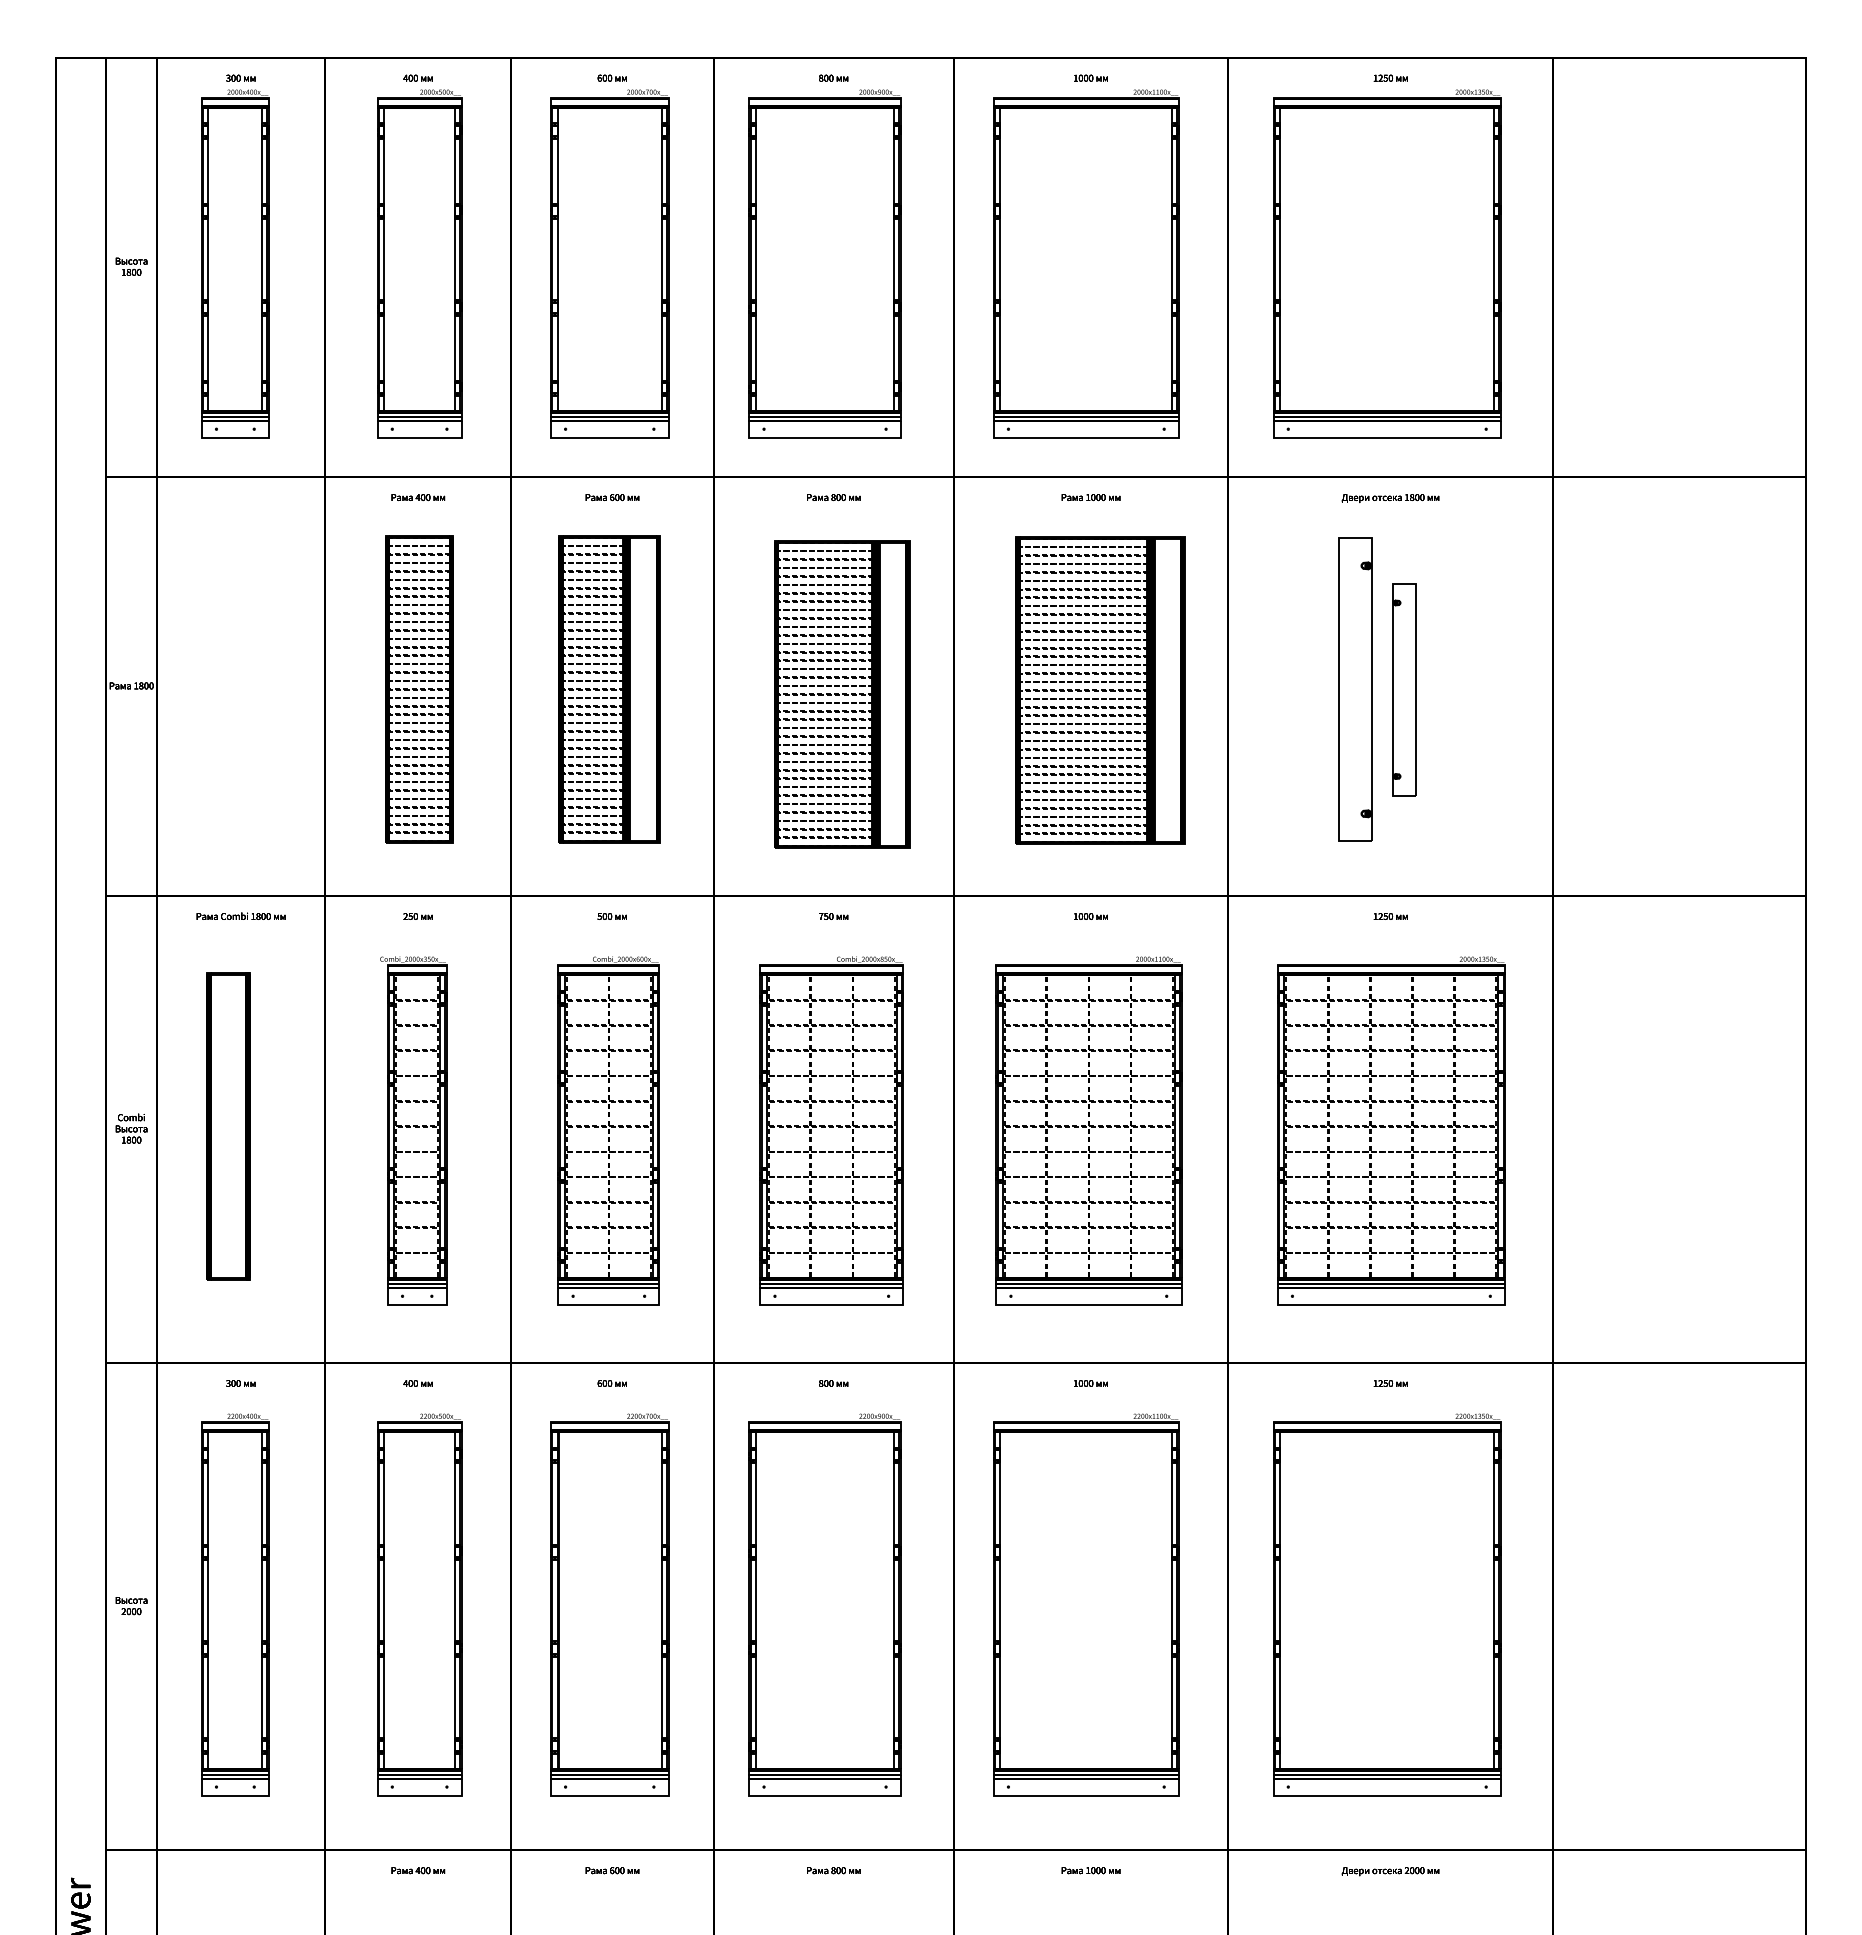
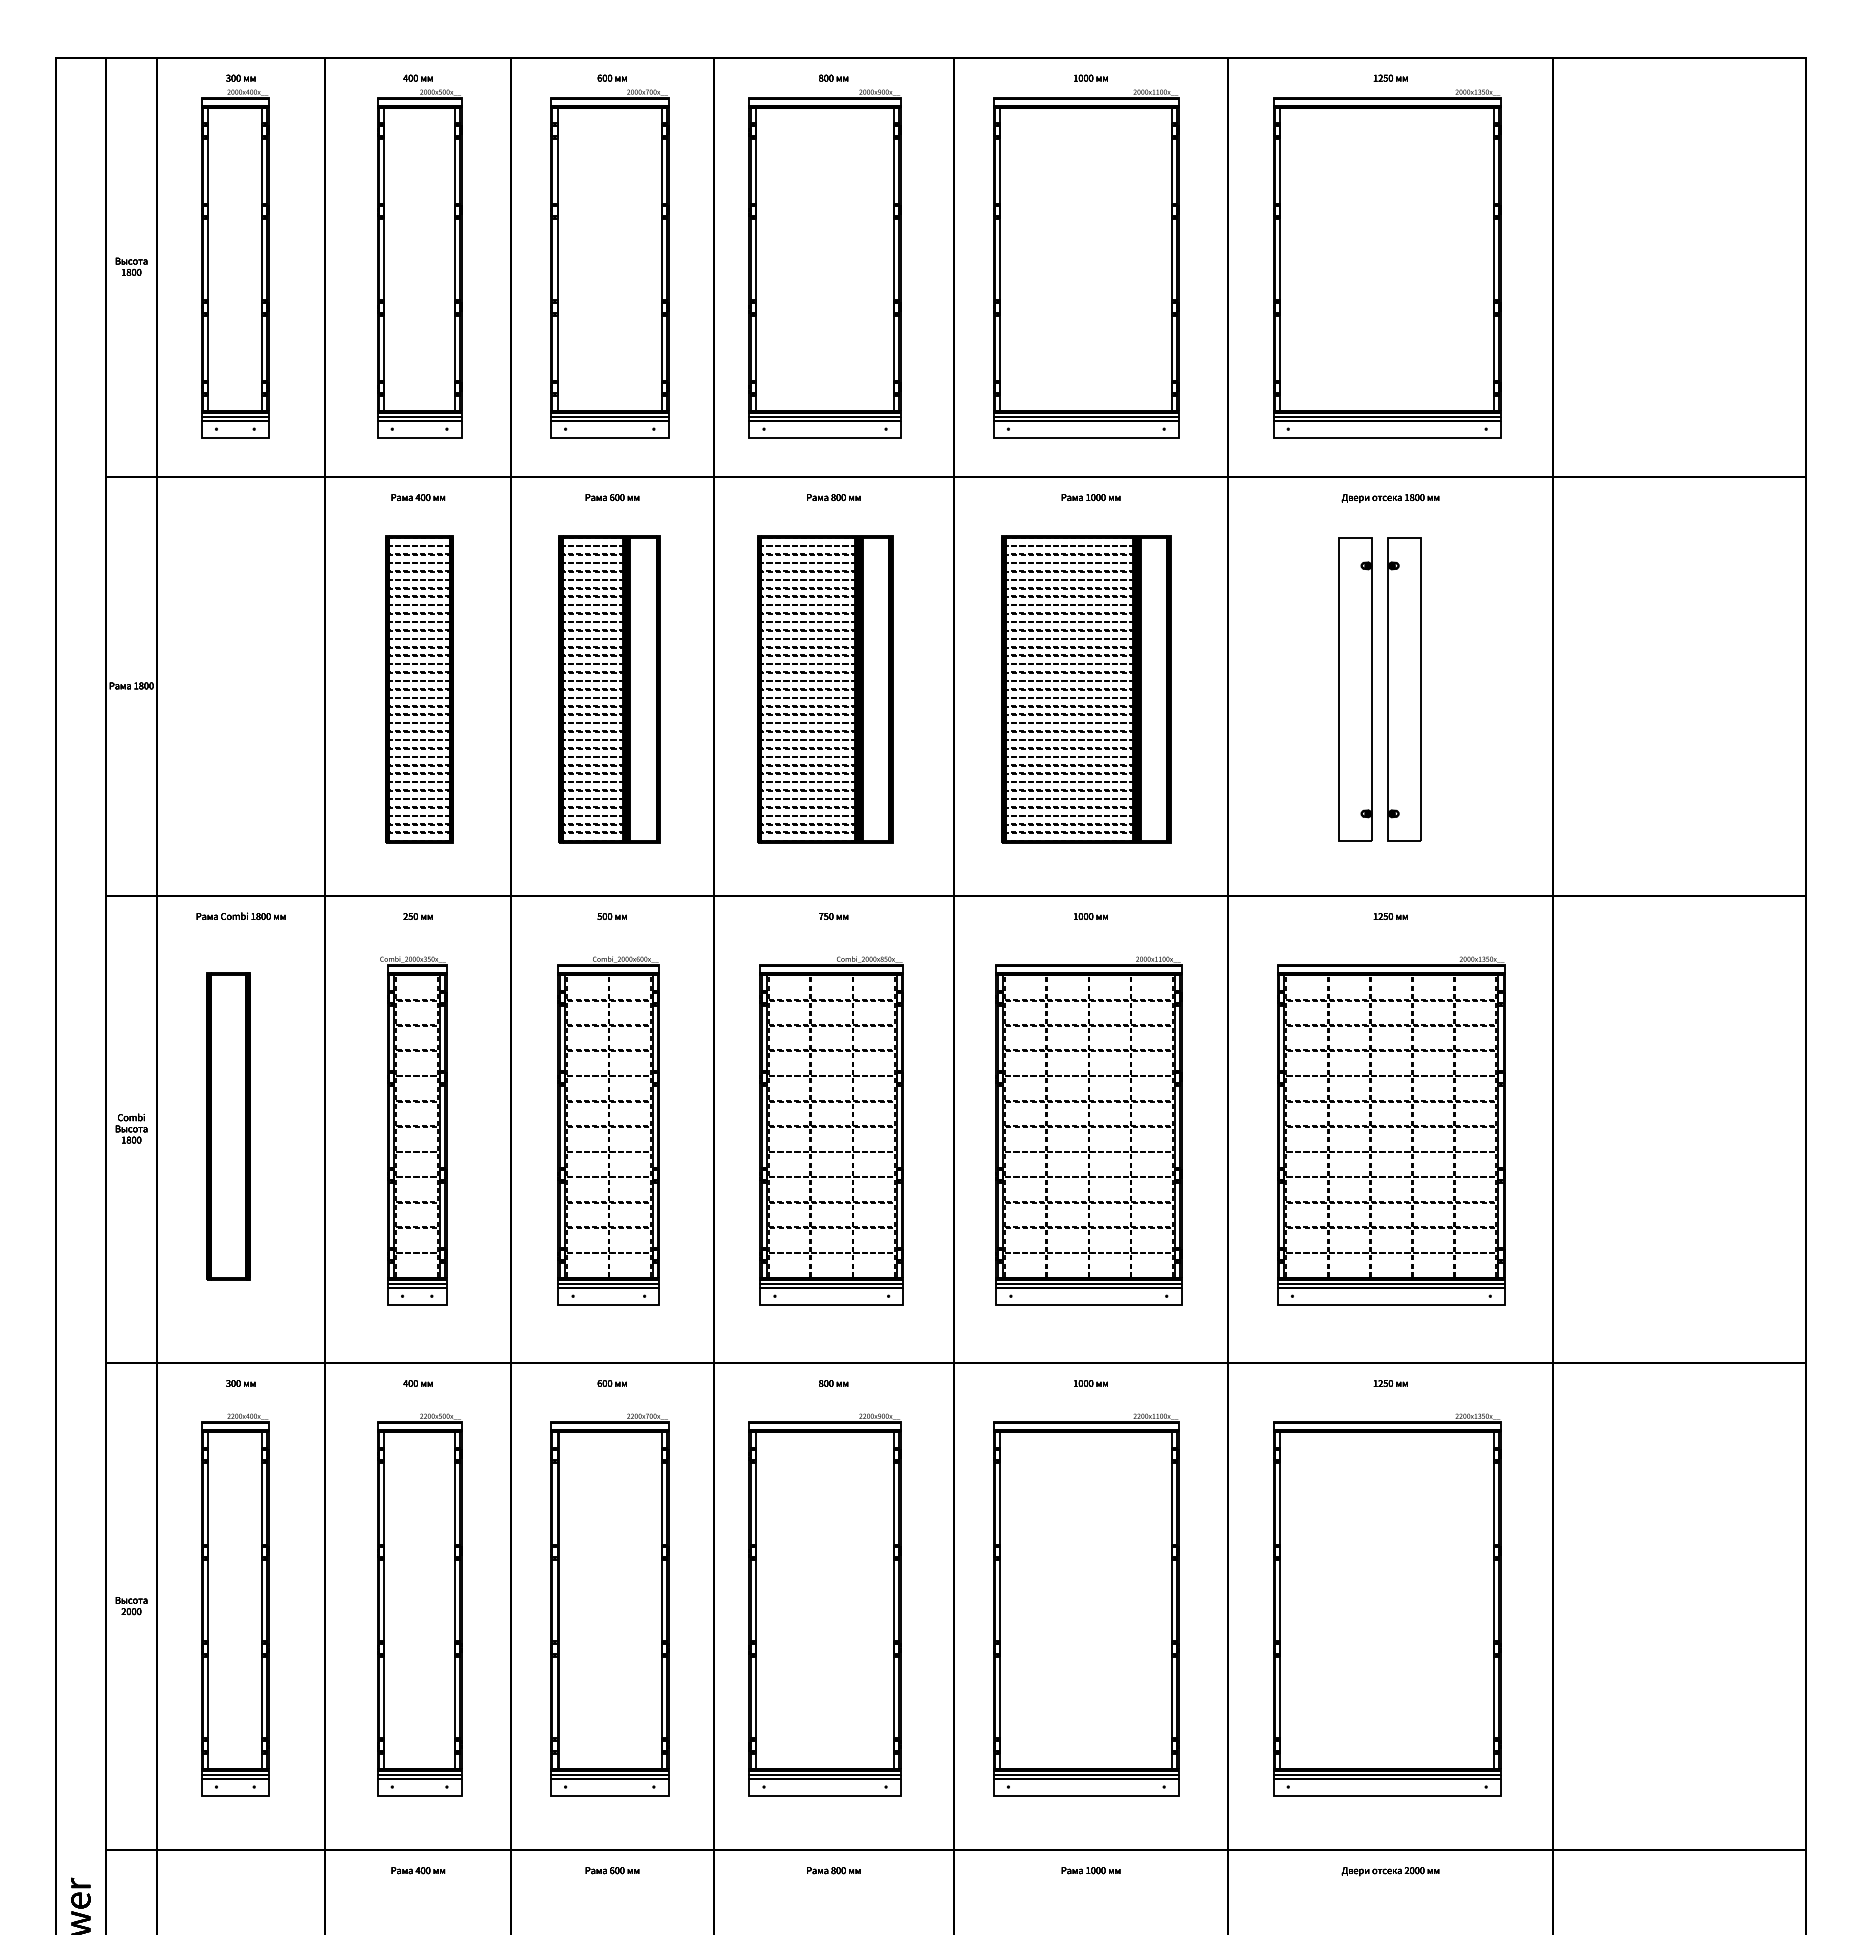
part size: 25x214 px -> 35x305 px (1404, 689)
part position: (1100, 690) -> (1086, 689) (1086, 689)
part position: (842, 694) -> (825, 689) (825, 689)
